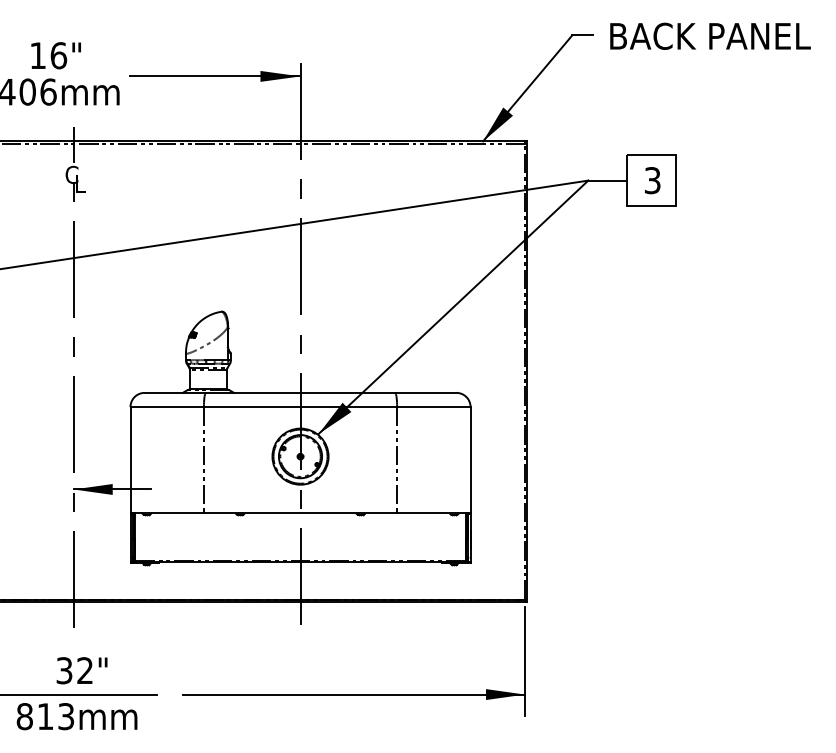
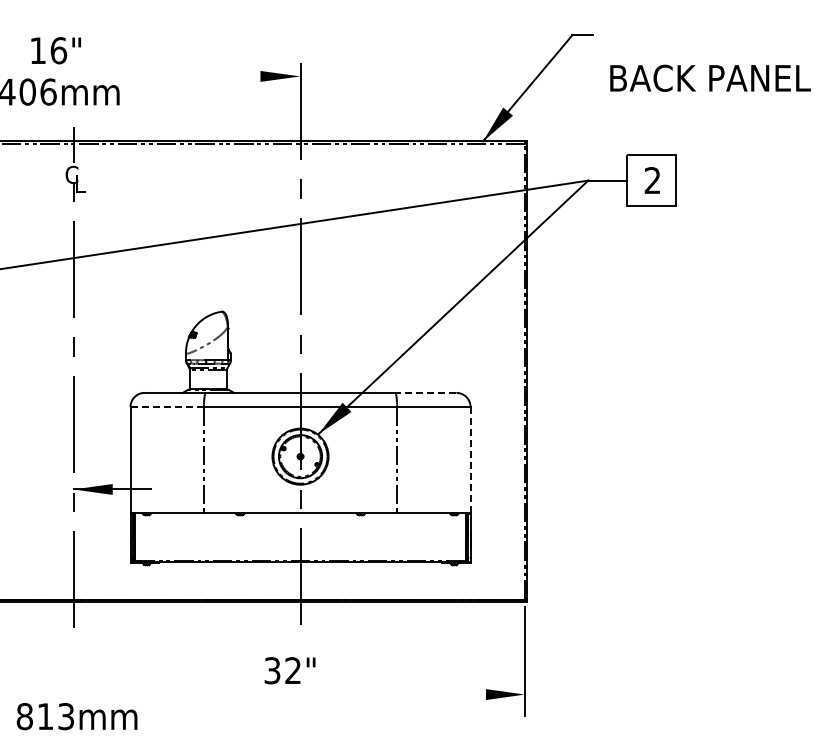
text position: (710, 35) -> (710, 77) (710, 77)
text position: (55, 55) -> (55, 50) (55, 50)
line: present -> none (214, 76)
text: 3 -> 2 (652, 180)
line: solid -> dashed (425, 392)
line: solid -> dashed (167, 407)
line: solid -> dashed (470, 459)
text position: (81, 670) -> (289, 670) (289, 670)
line: present -> none (79, 694)
line: present -> none (353, 694)
